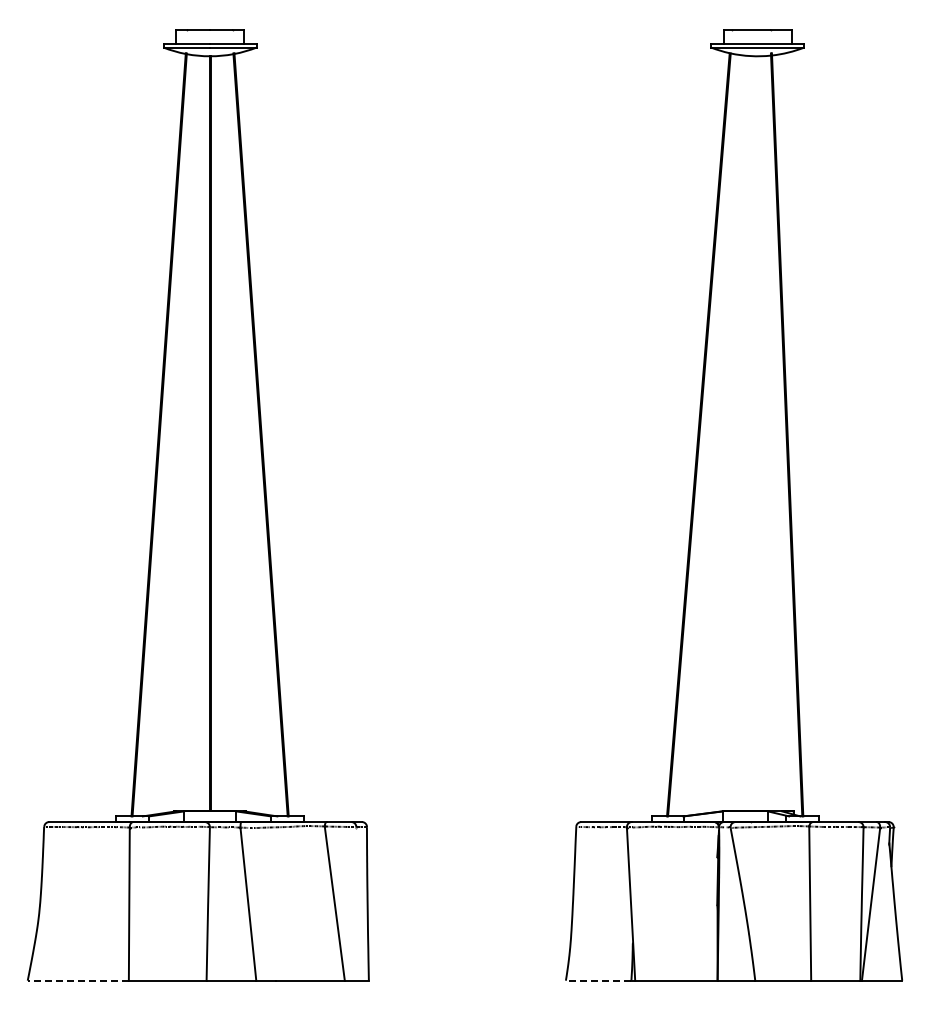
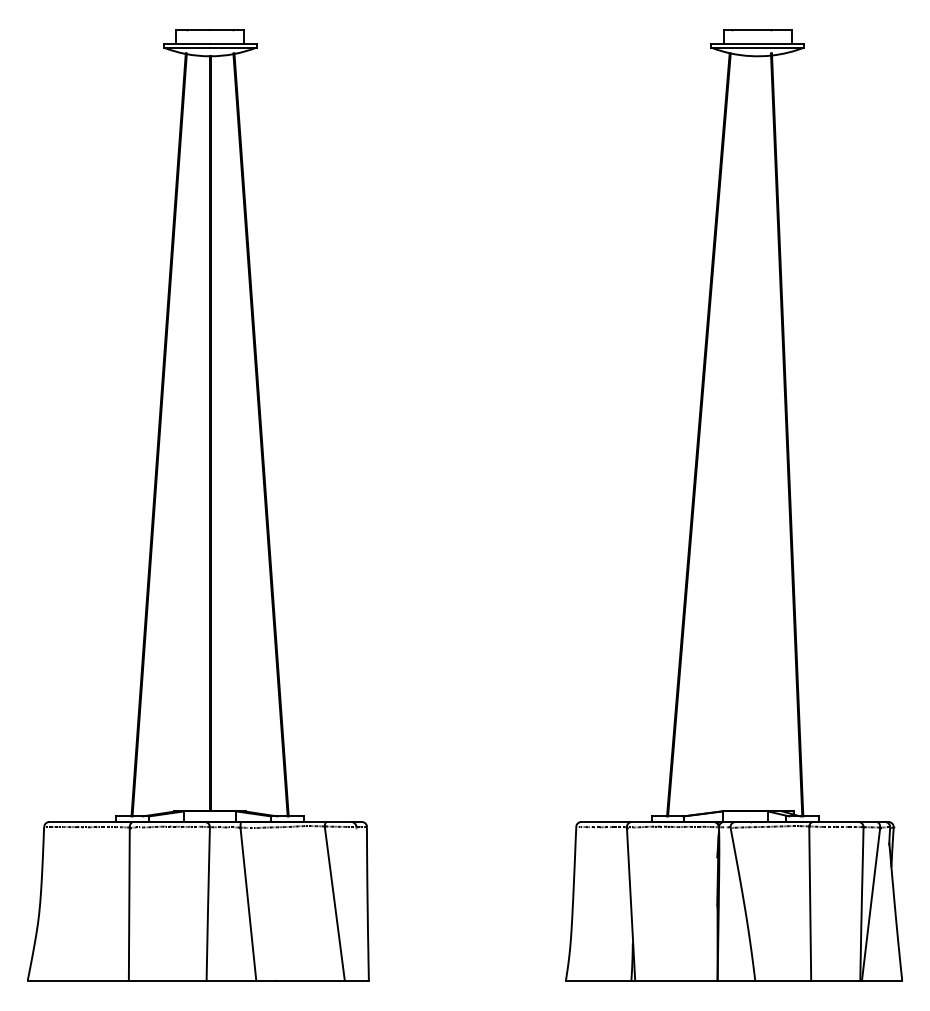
line: dashed -> solid (78, 980)
line: dashed -> solid (598, 980)
